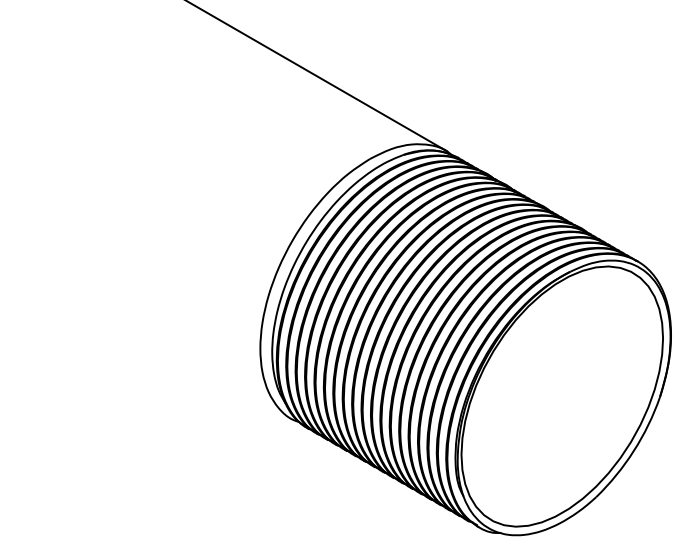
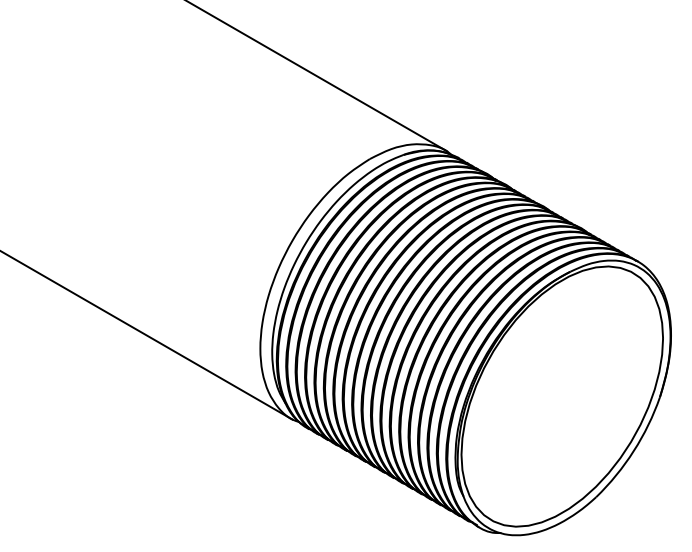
line: none -> present (147, 335)
